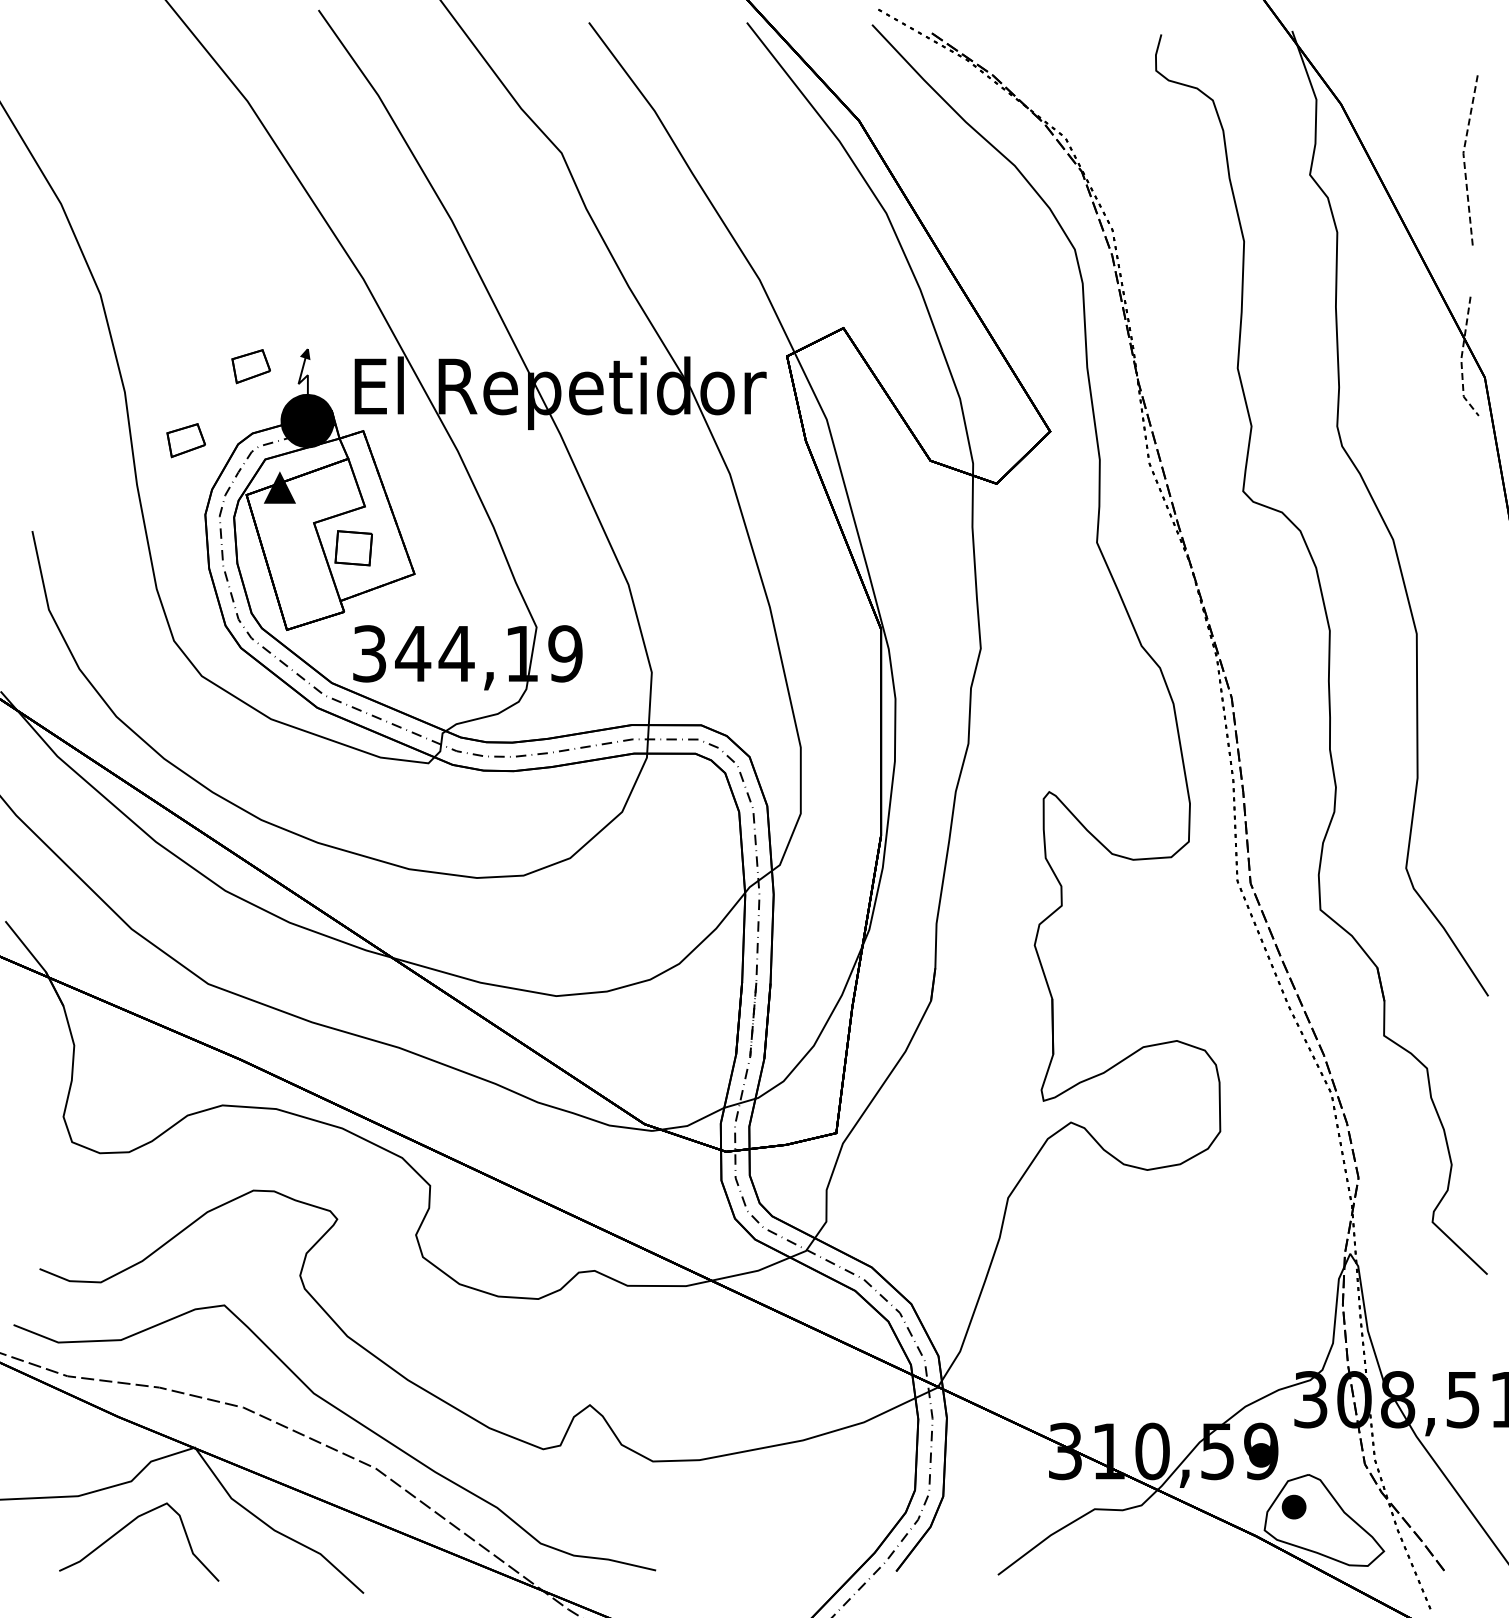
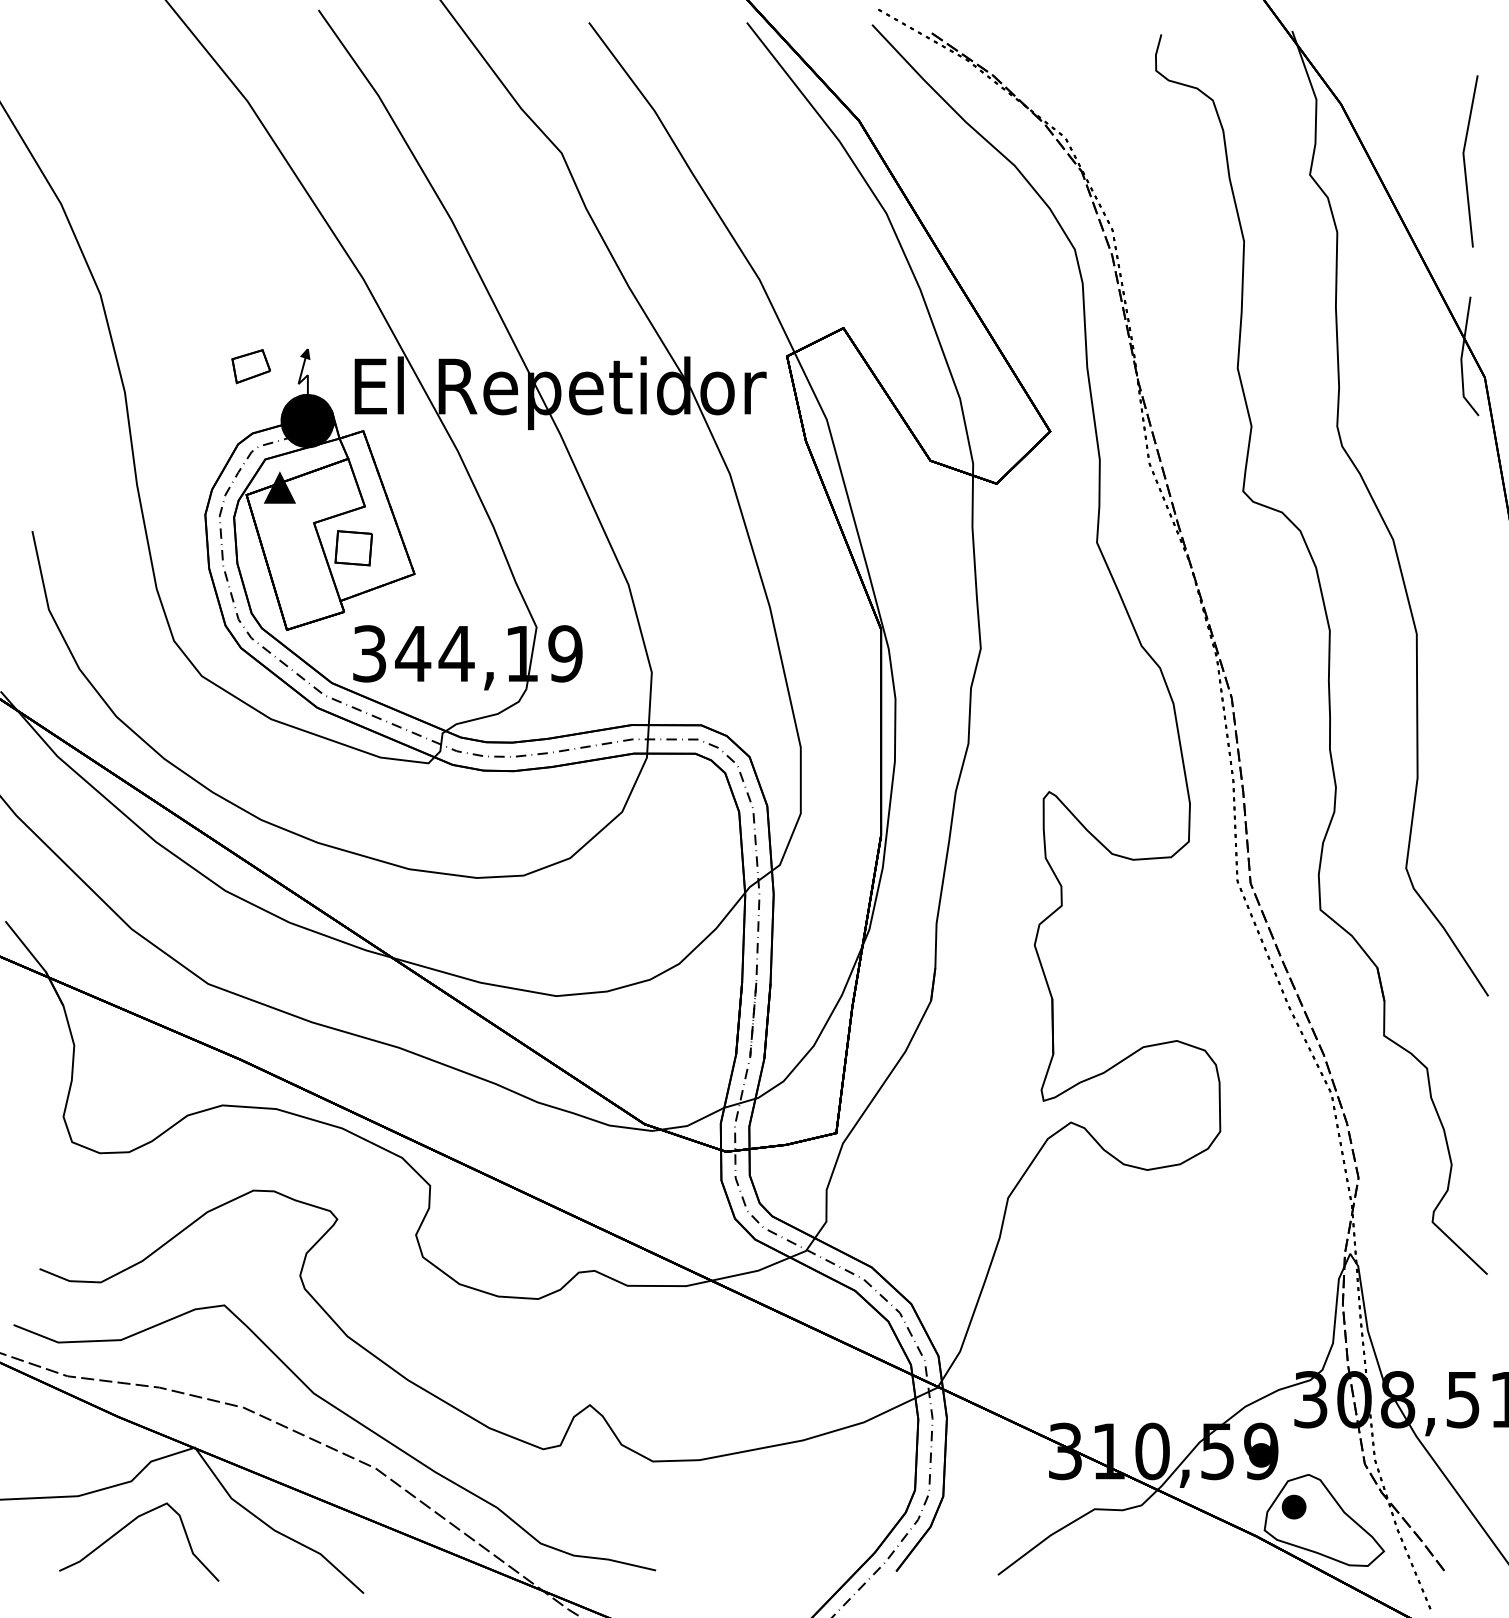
line: dashed -> solid (1464, 160)
line: dashed -> solid (1461, 359)
part: present -> none (185, 440)
